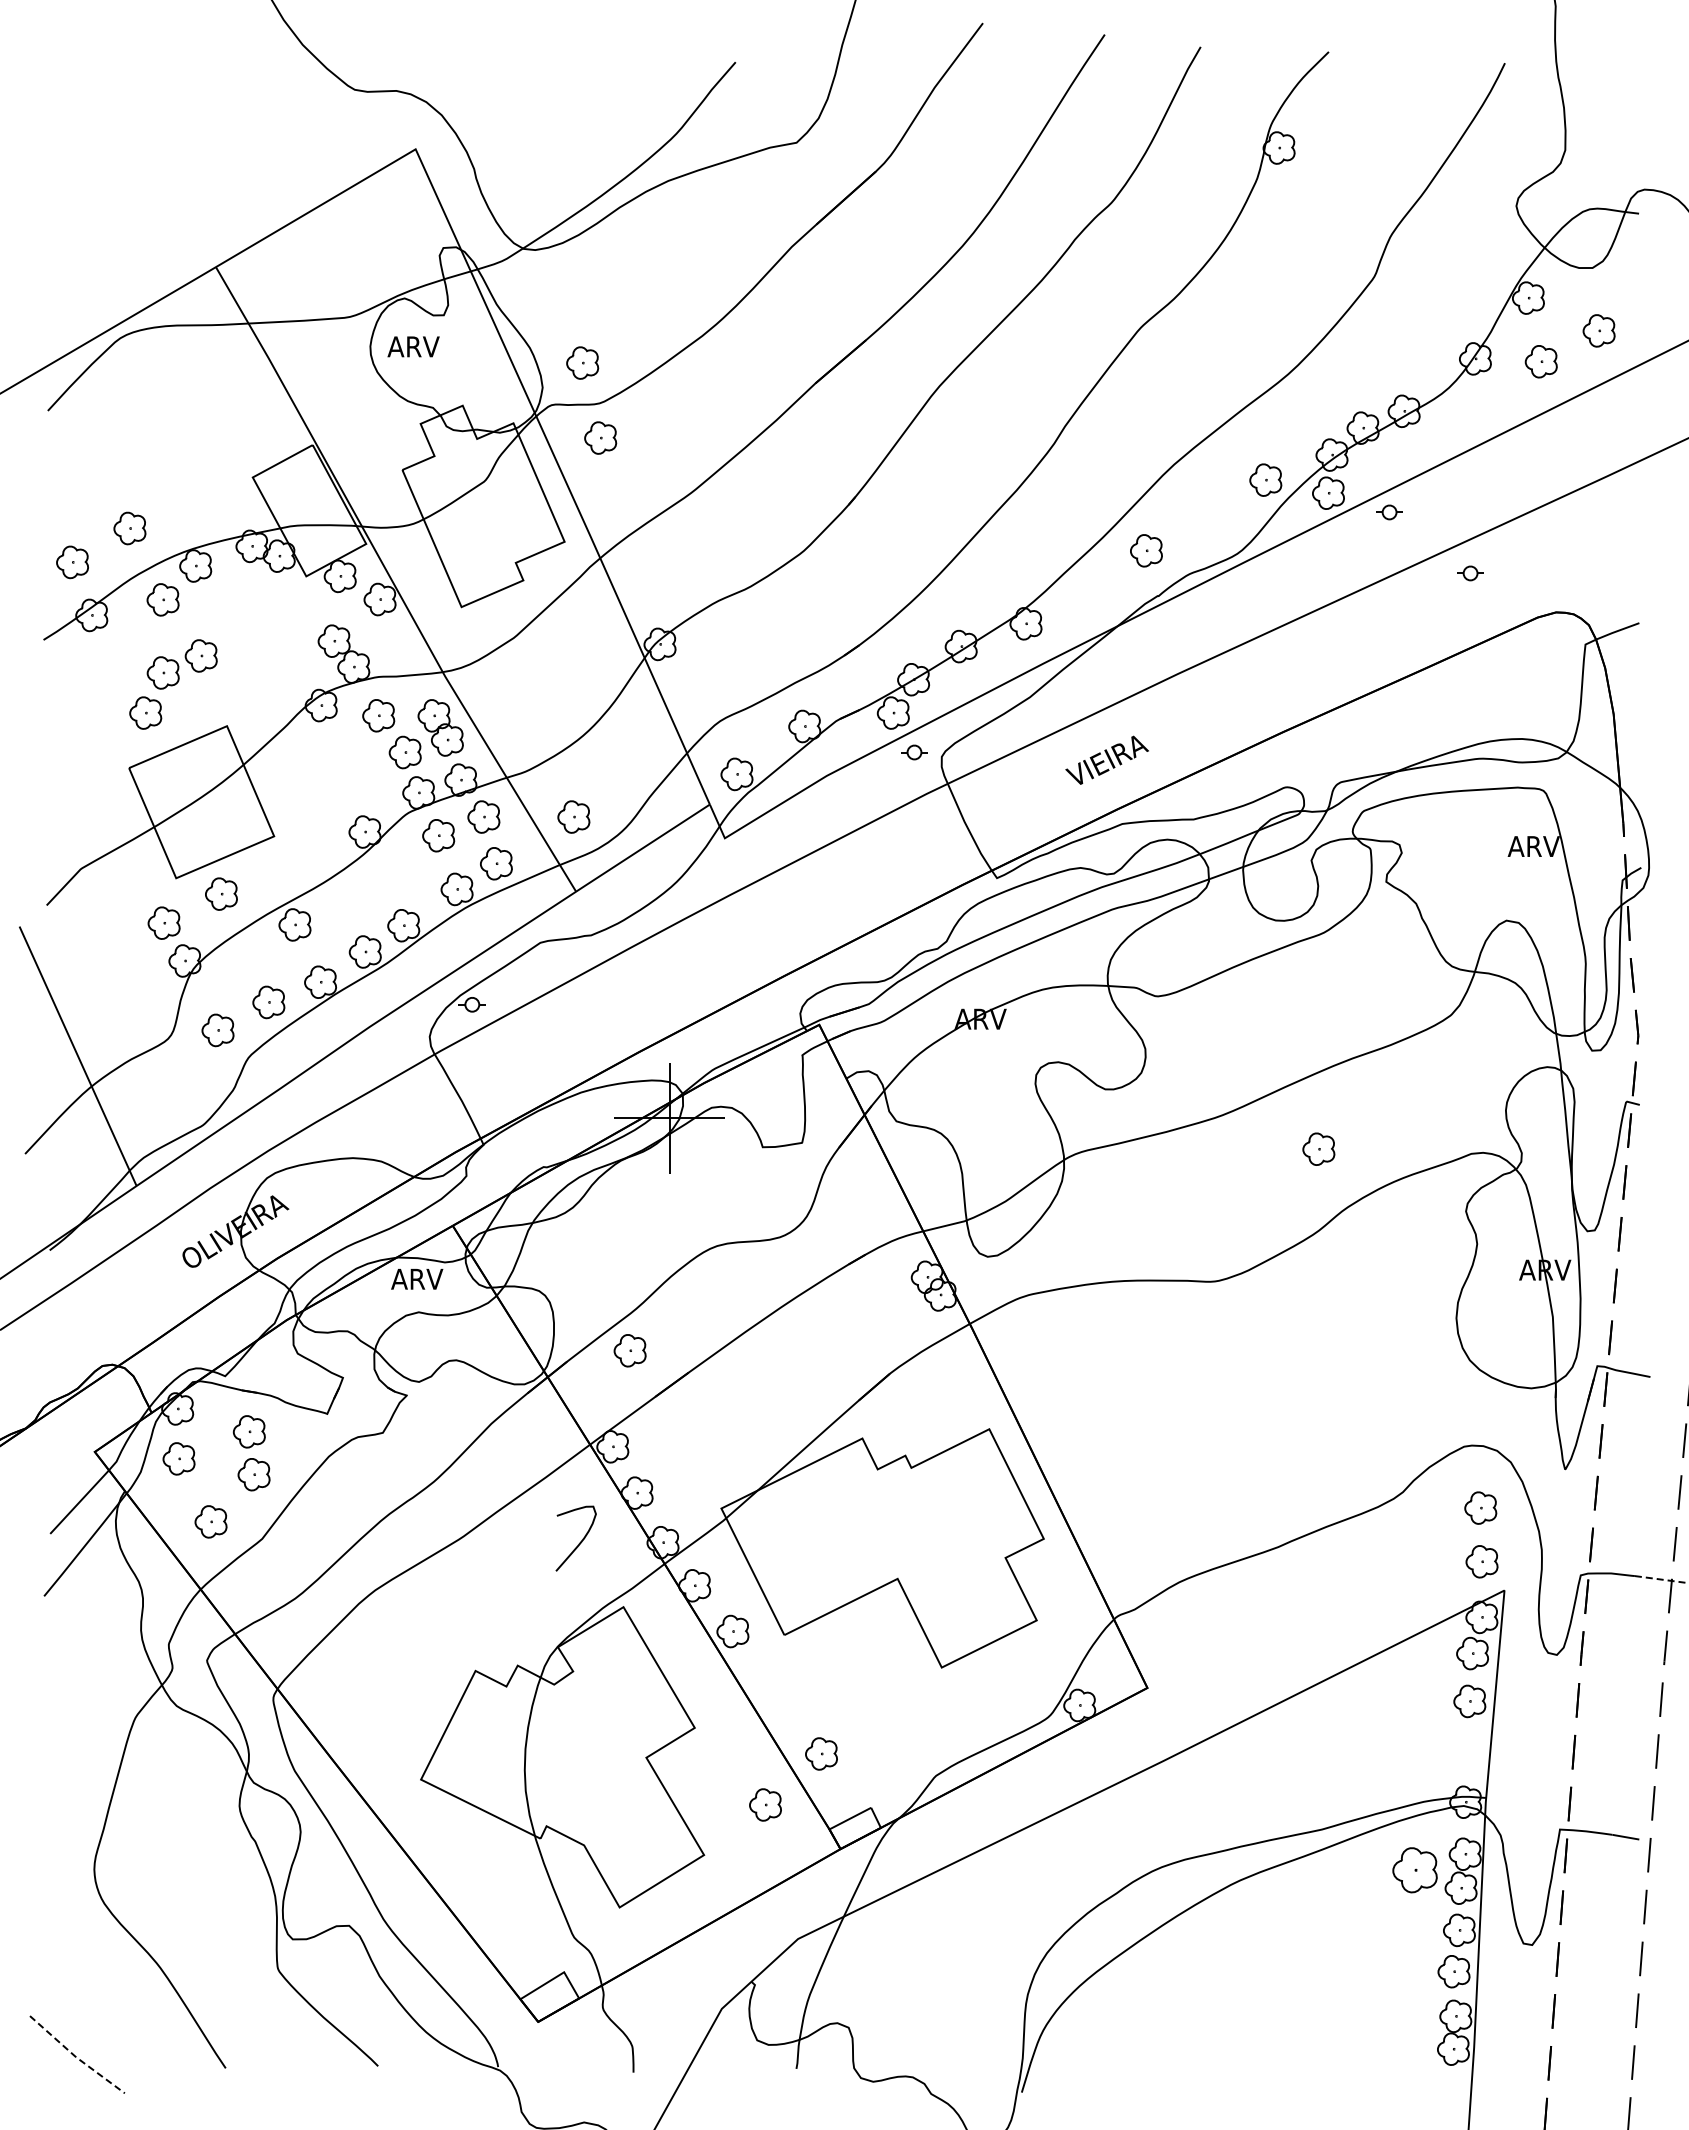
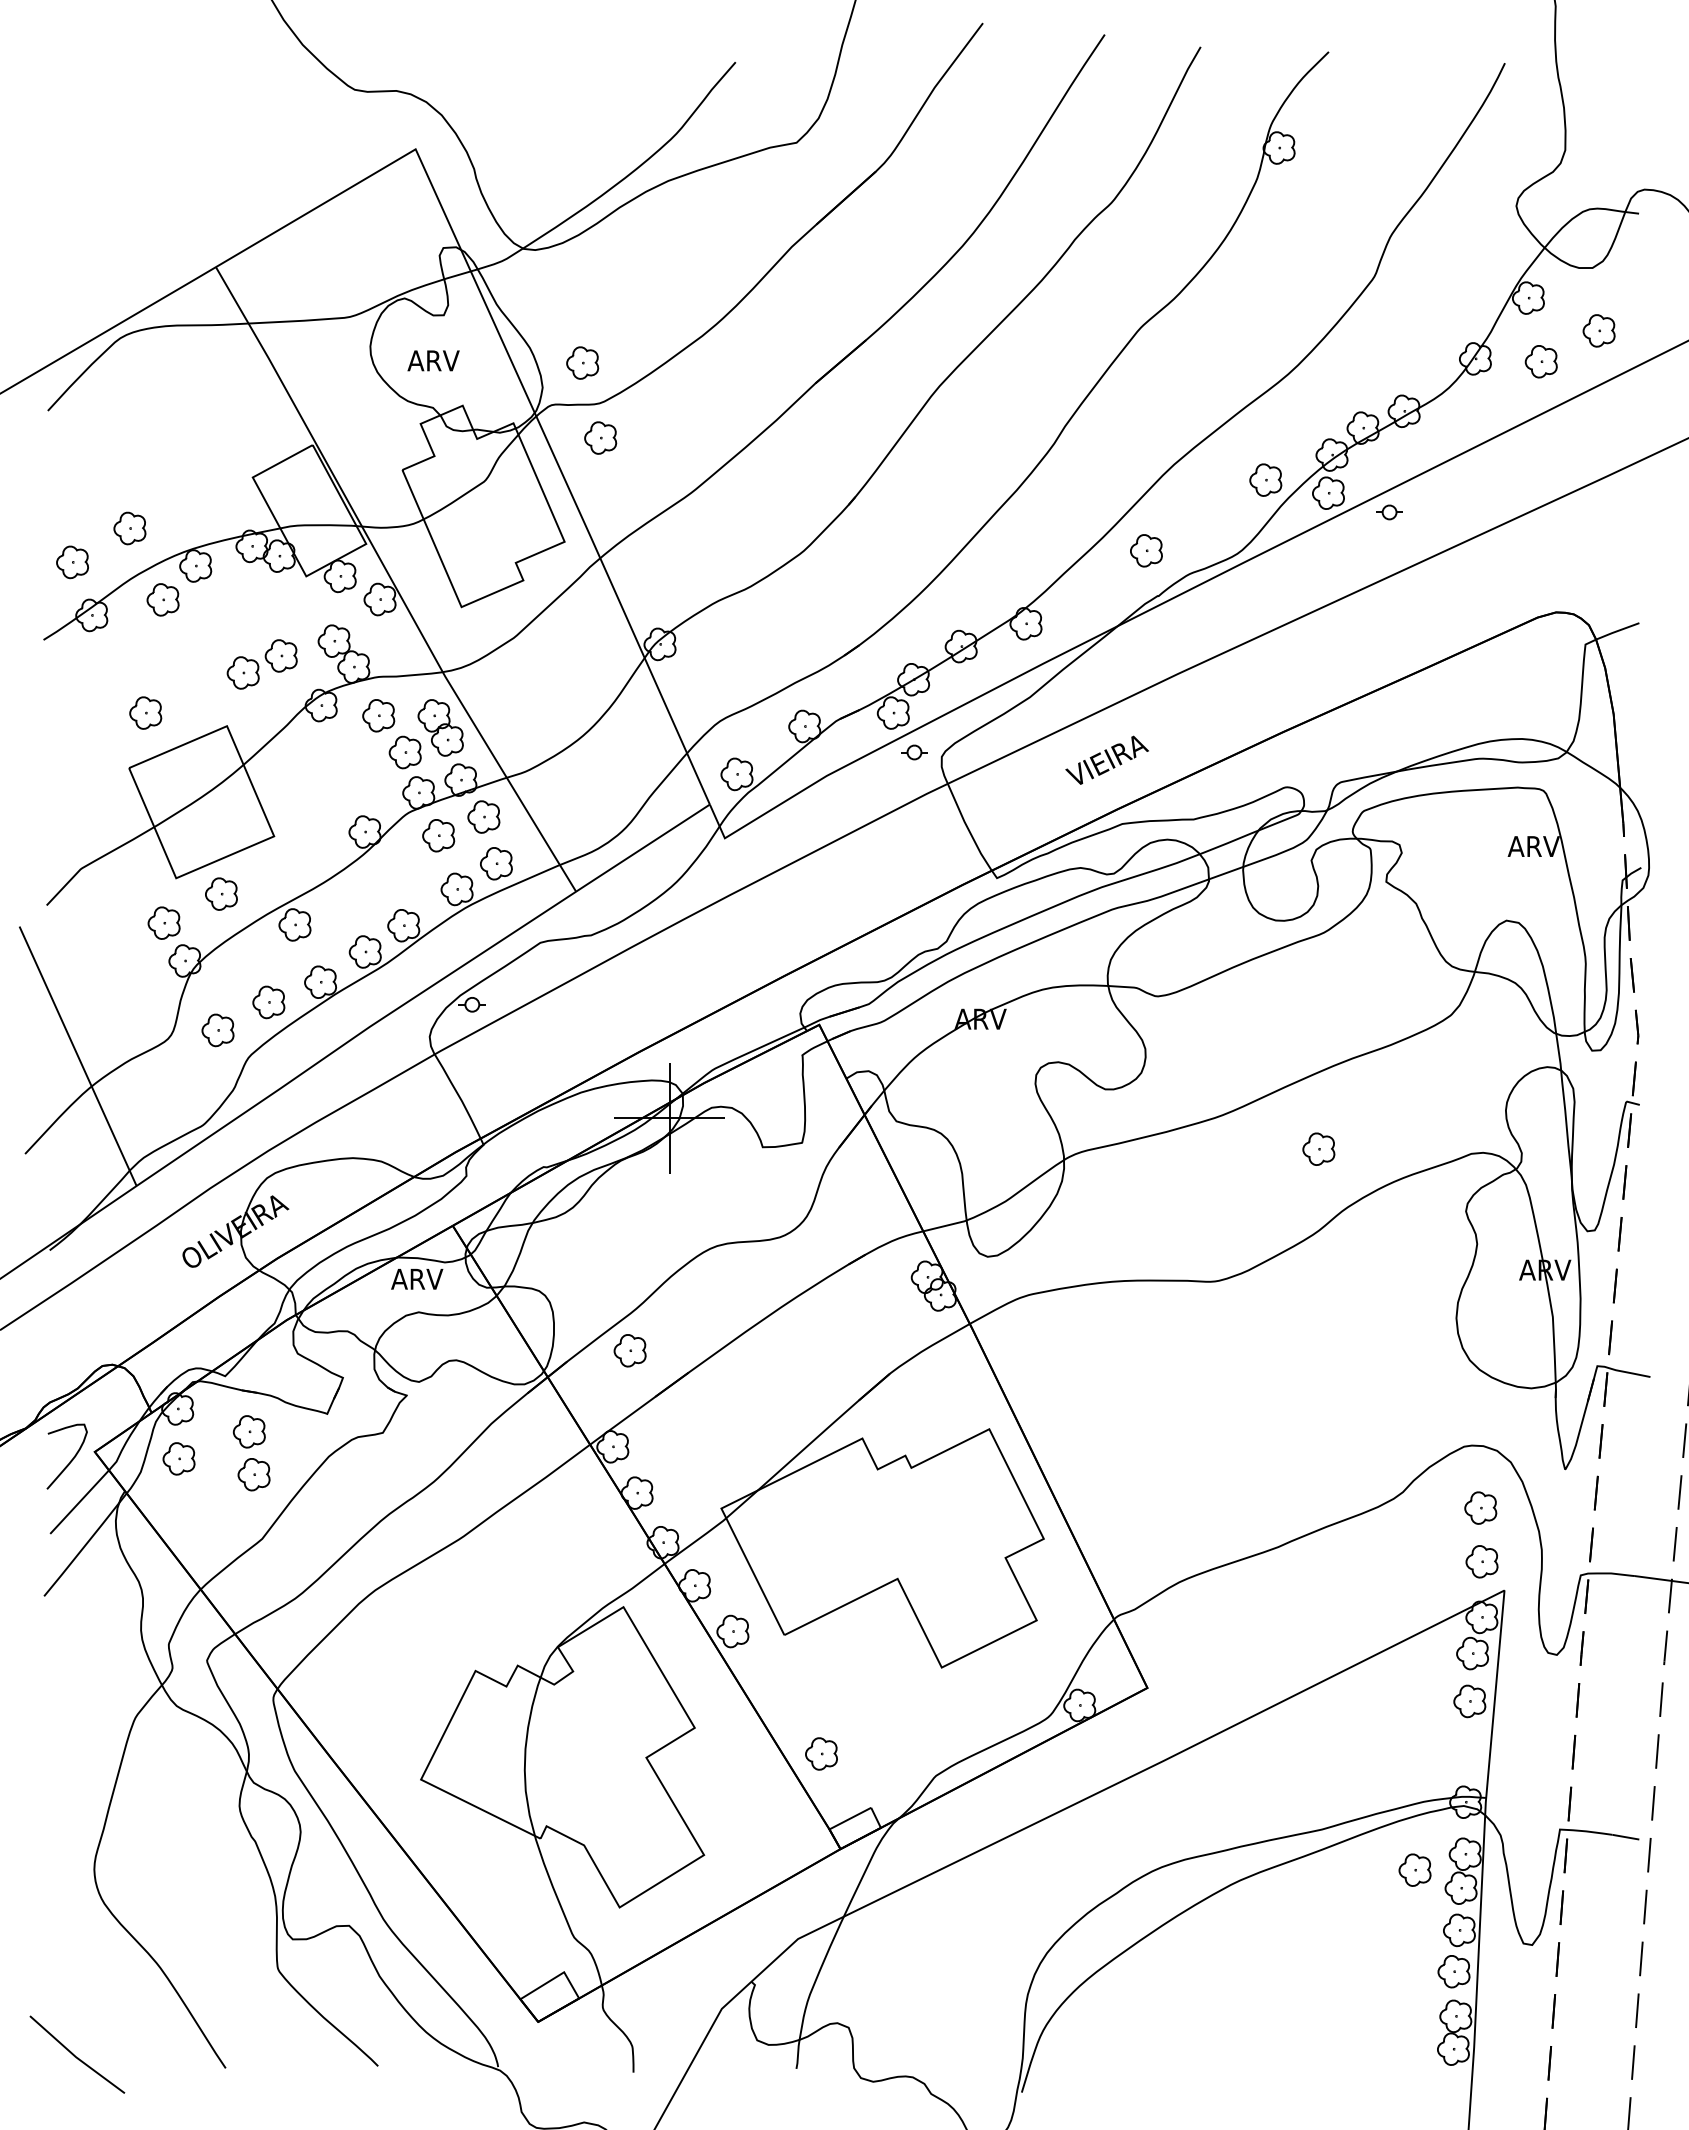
text position: (413, 346) -> (433, 360) (433, 360)
part: present -> none (1470, 573)
part position: (181, 664) -> (261, 664) (261, 664)
part: present -> none (573, 816)
part: present -> none (210, 1521)
curve position: (579, 1542) -> (70, 1460) (70, 1460)
line: dashed -> solid (1661, 1579)
part: present -> none (765, 1804)
part size: 46x47 px -> 34x34 px (1414, 1869)
line: dashed -> solid (76, 2057)
